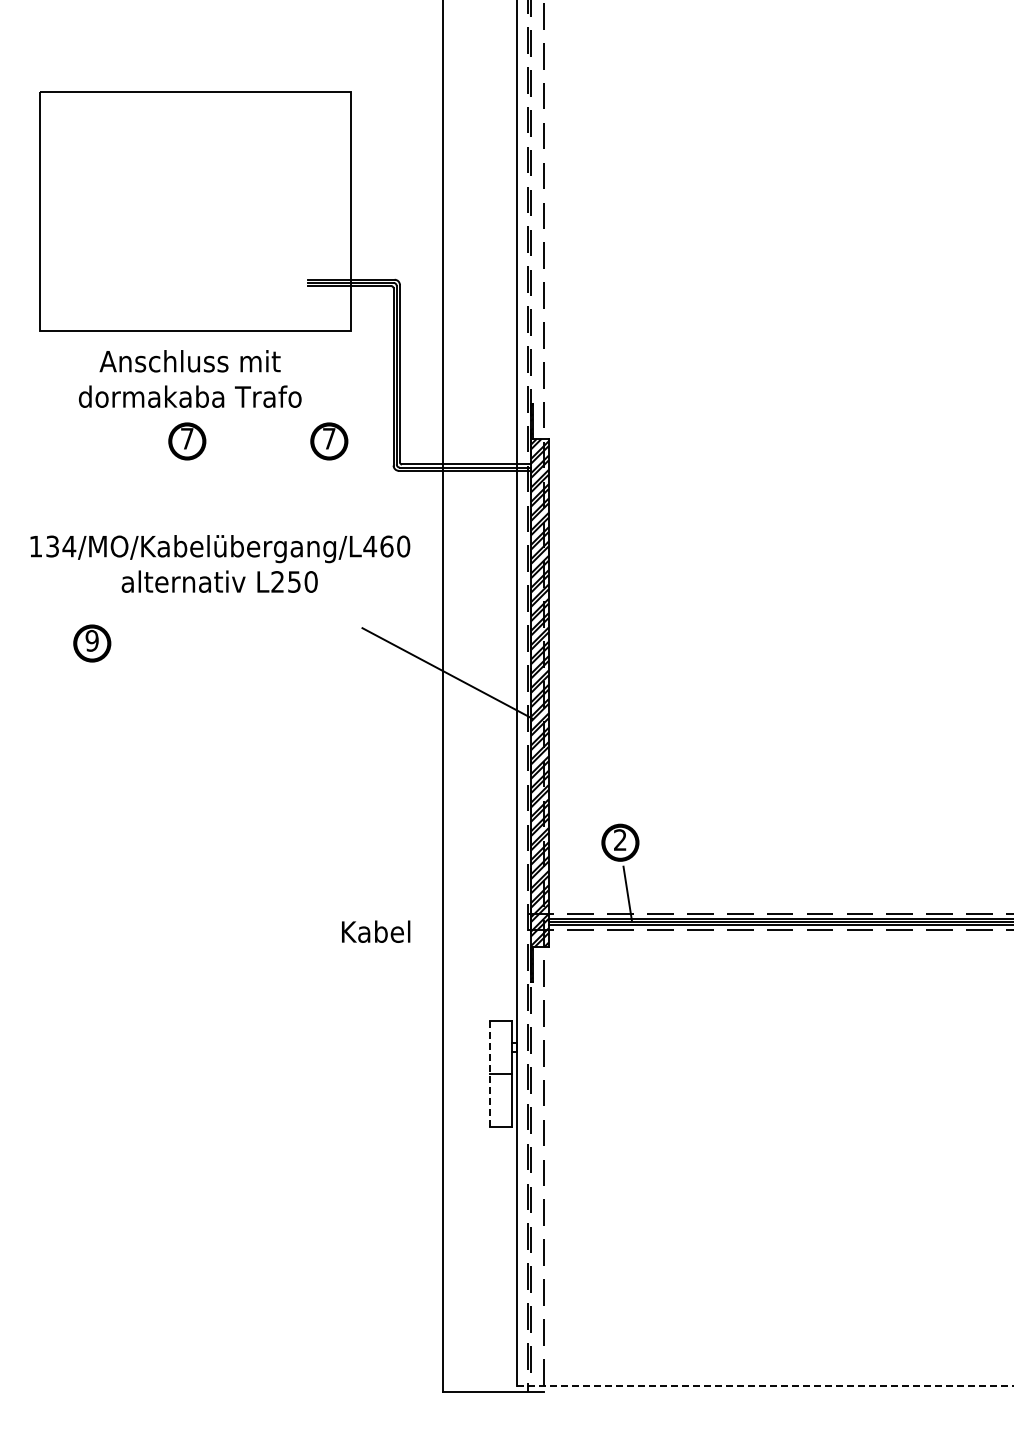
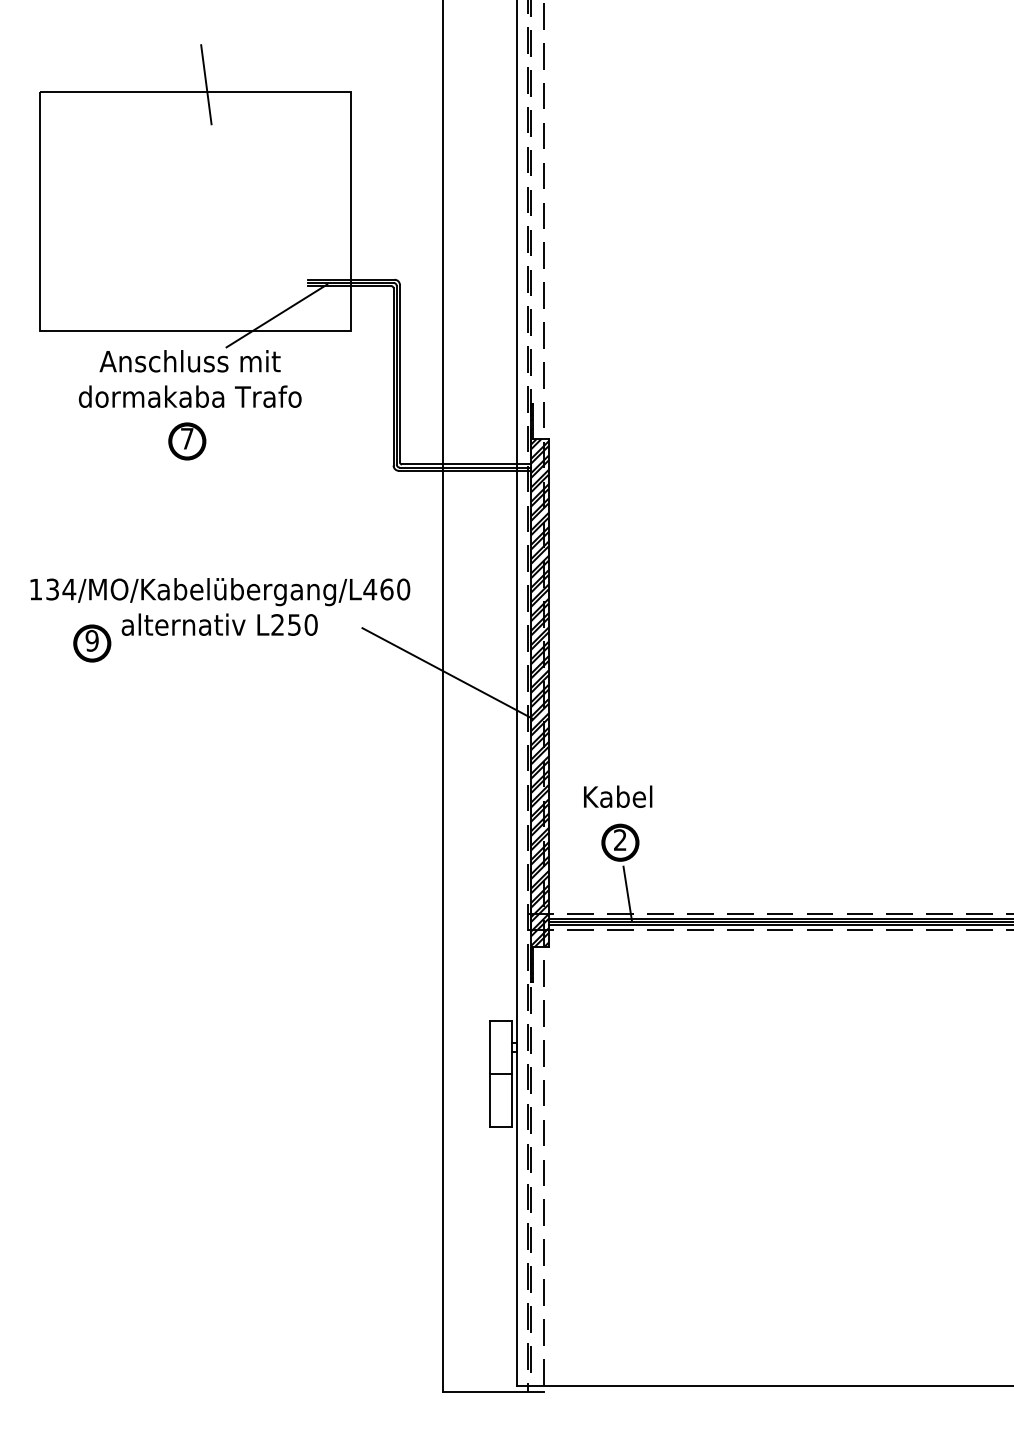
line: none -> present (206, 84)
line: none -> present (276, 315)
part: present -> none (329, 441)
text position: (220, 563) -> (220, 606) (220, 606)
text position: (376, 931) -> (618, 796) (618, 796)
line: dashed -> solid (490, 1074)
line: dashed -> solid (765, 1385)
